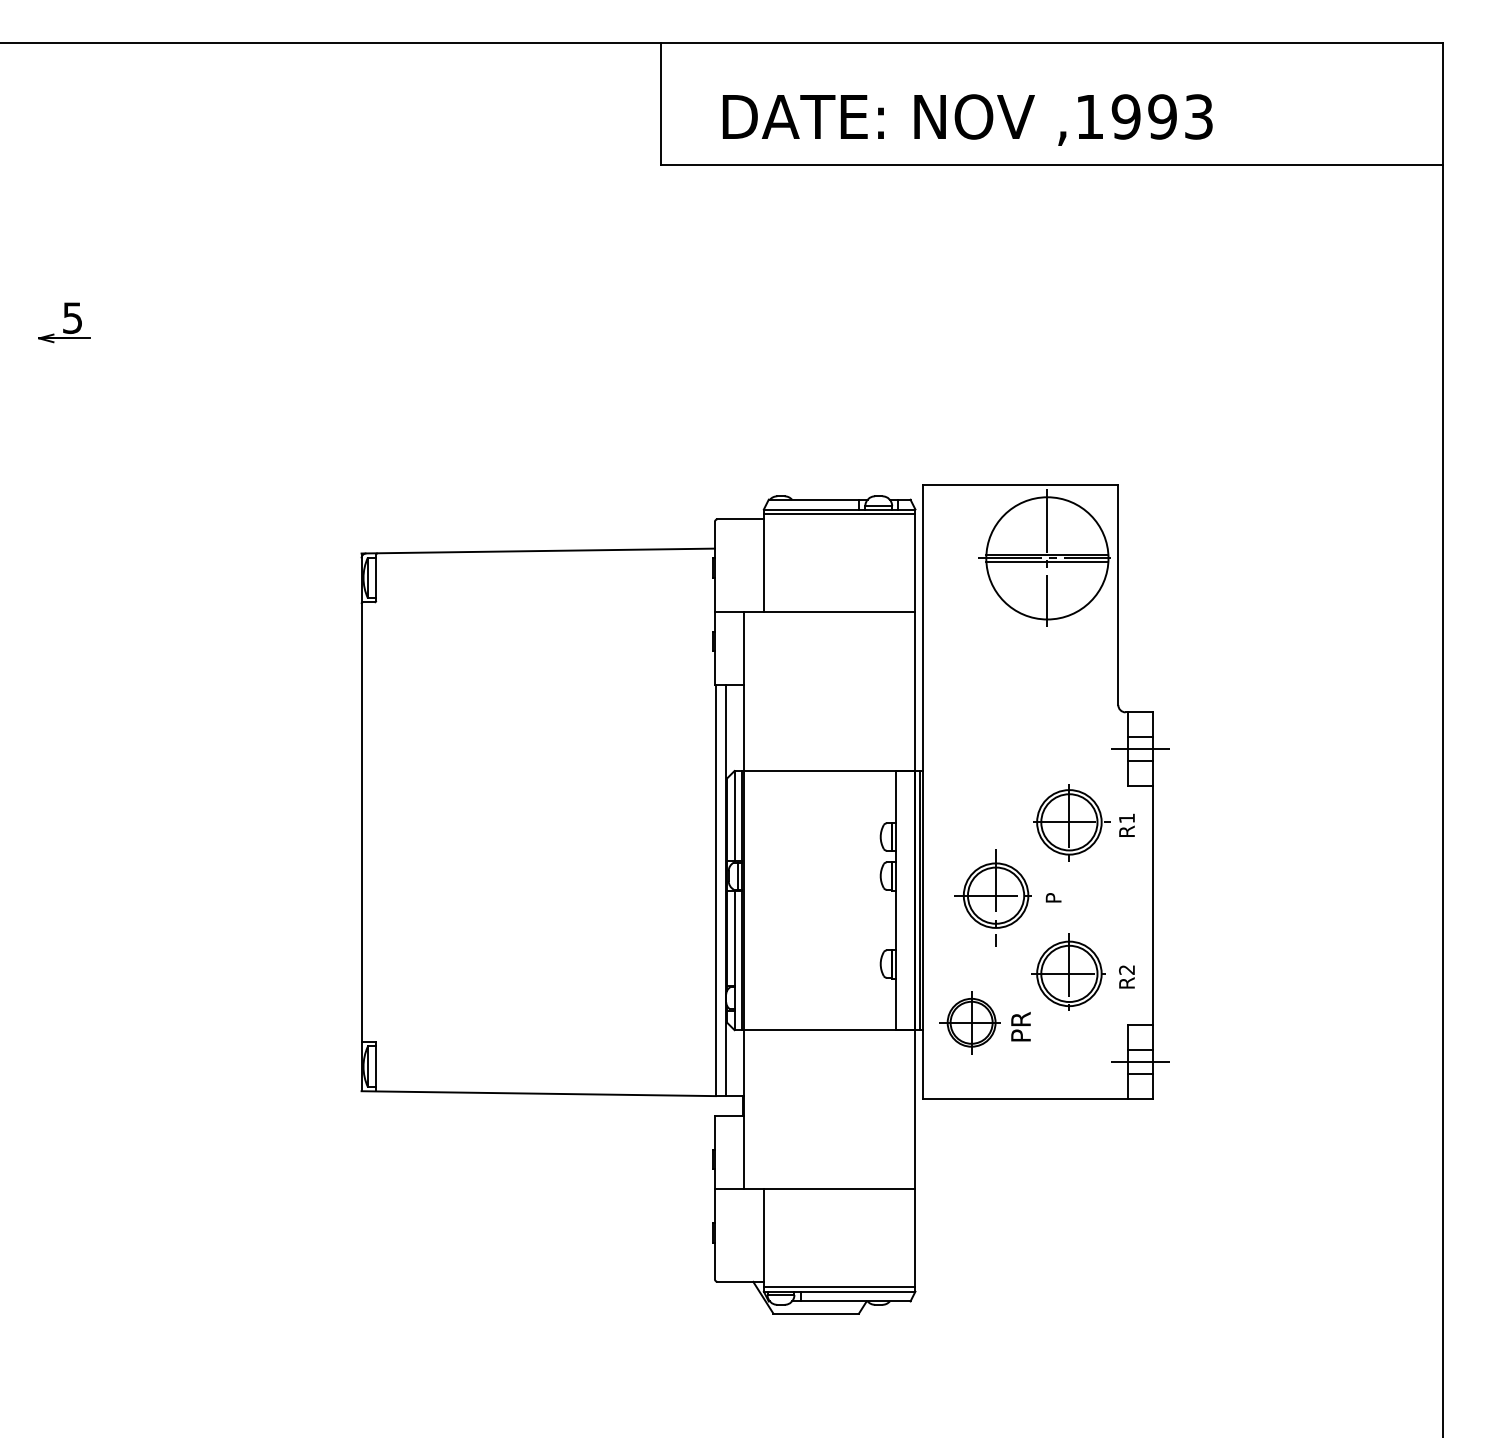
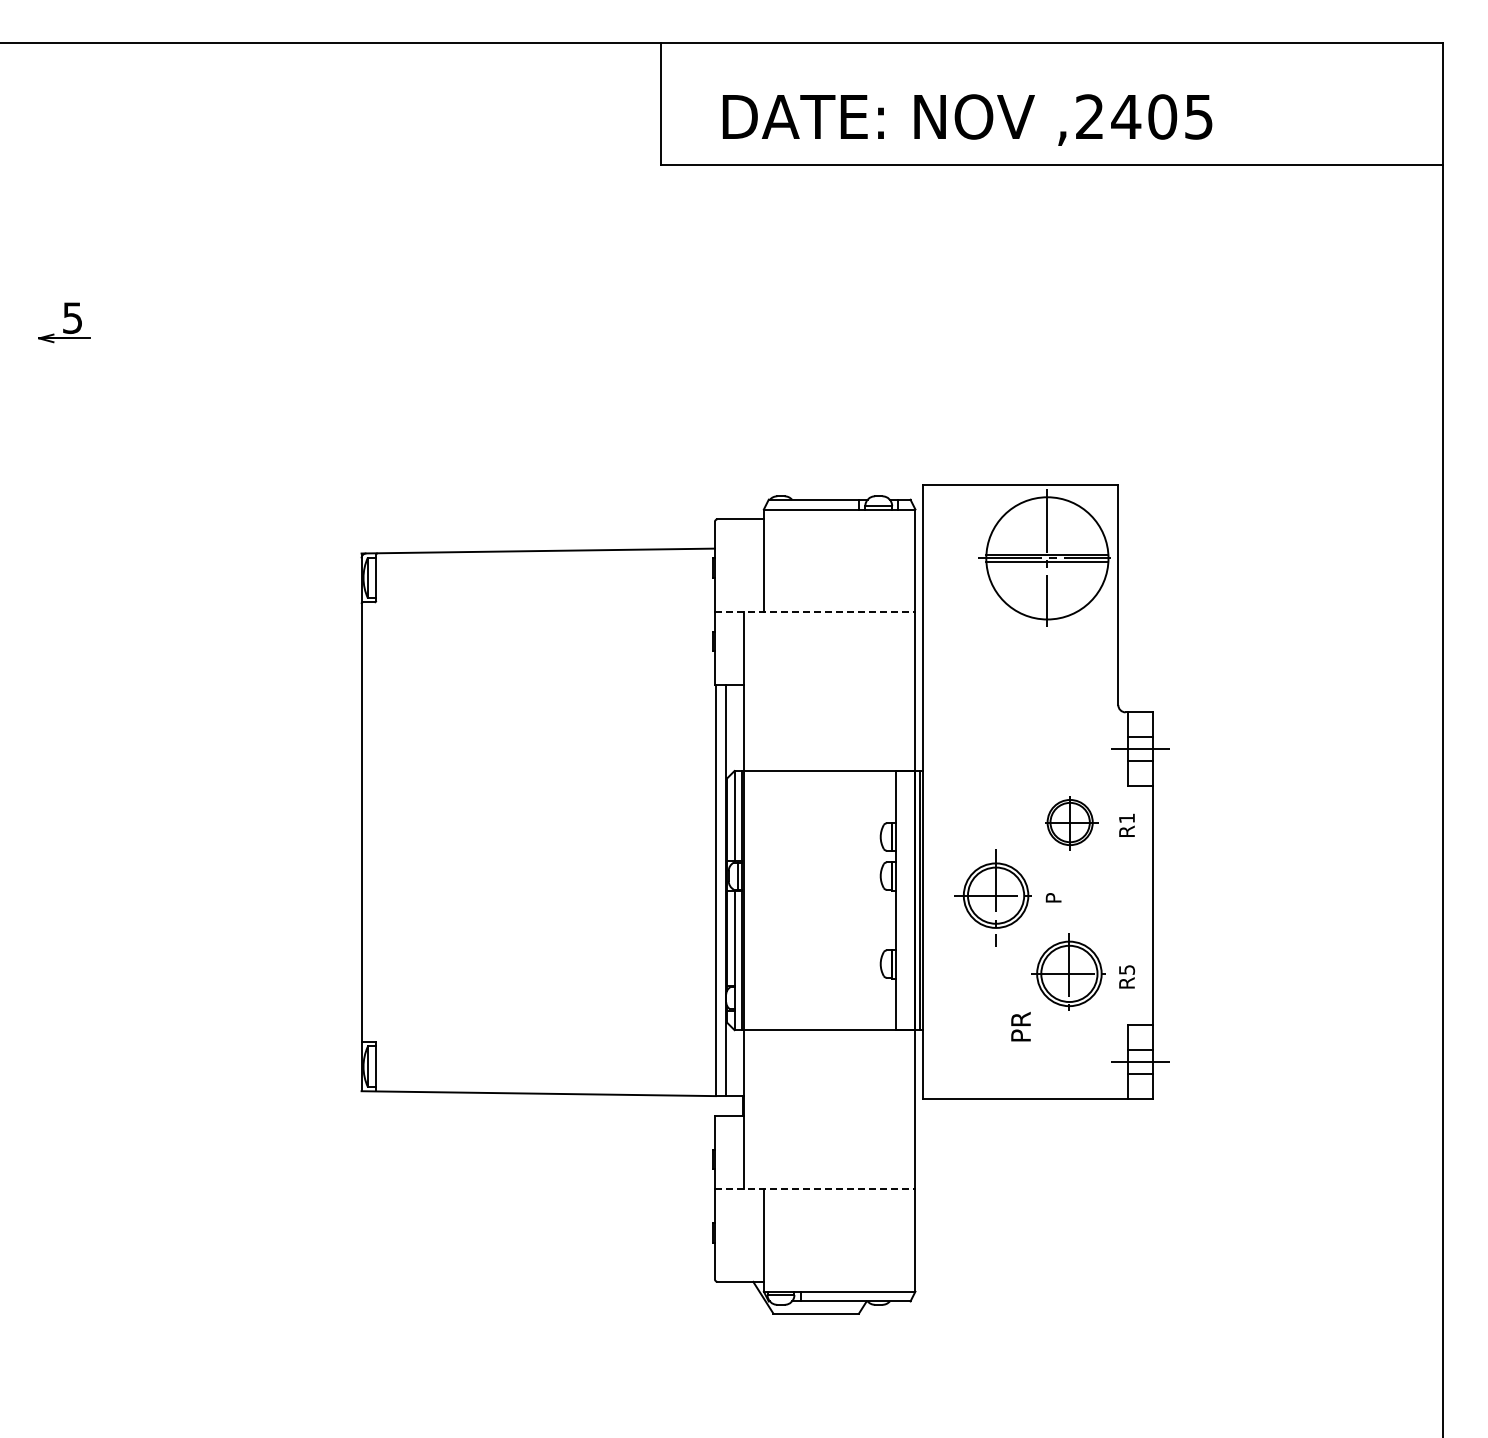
text: ,1993 -> ,2405 (1144, 116)
line: present -> none (839, 514)
line: solid -> dashed (815, 612)
part size: 78x78 px -> 54x55 px (1071, 823)
text: R2 -> R5 (1127, 969)
part: present -> none (969, 1022)
line: solid -> dashed (815, 1188)
line: present -> none (839, 1286)
